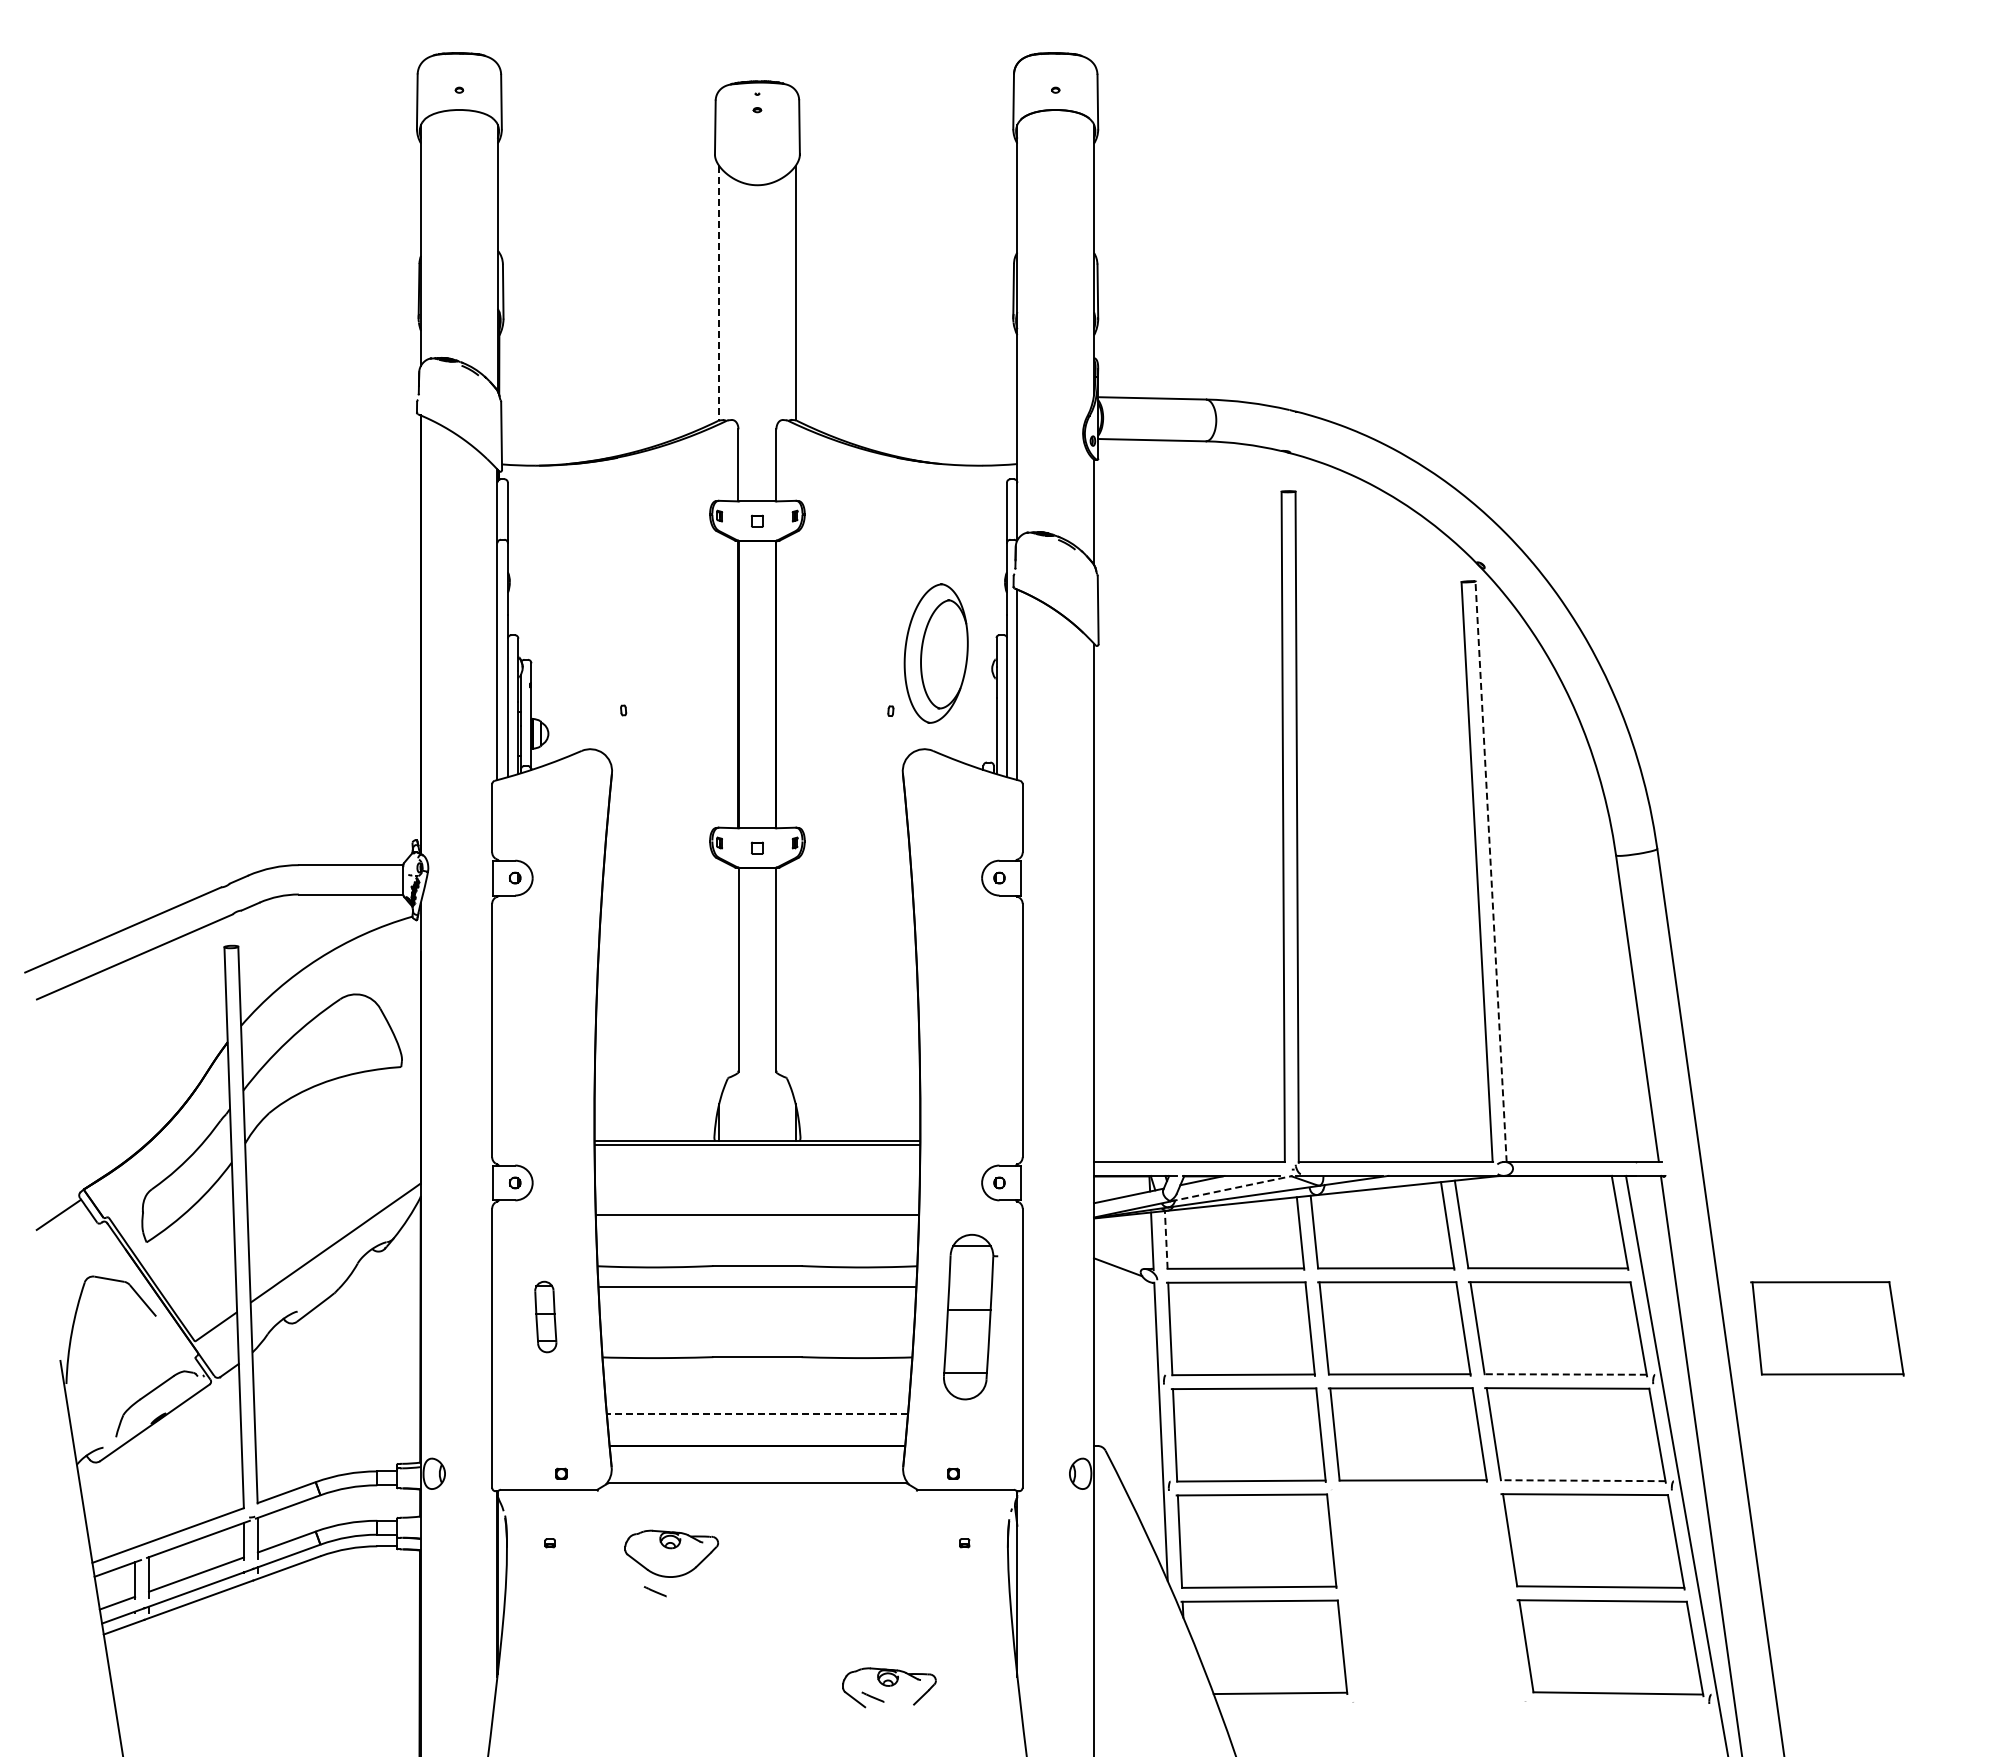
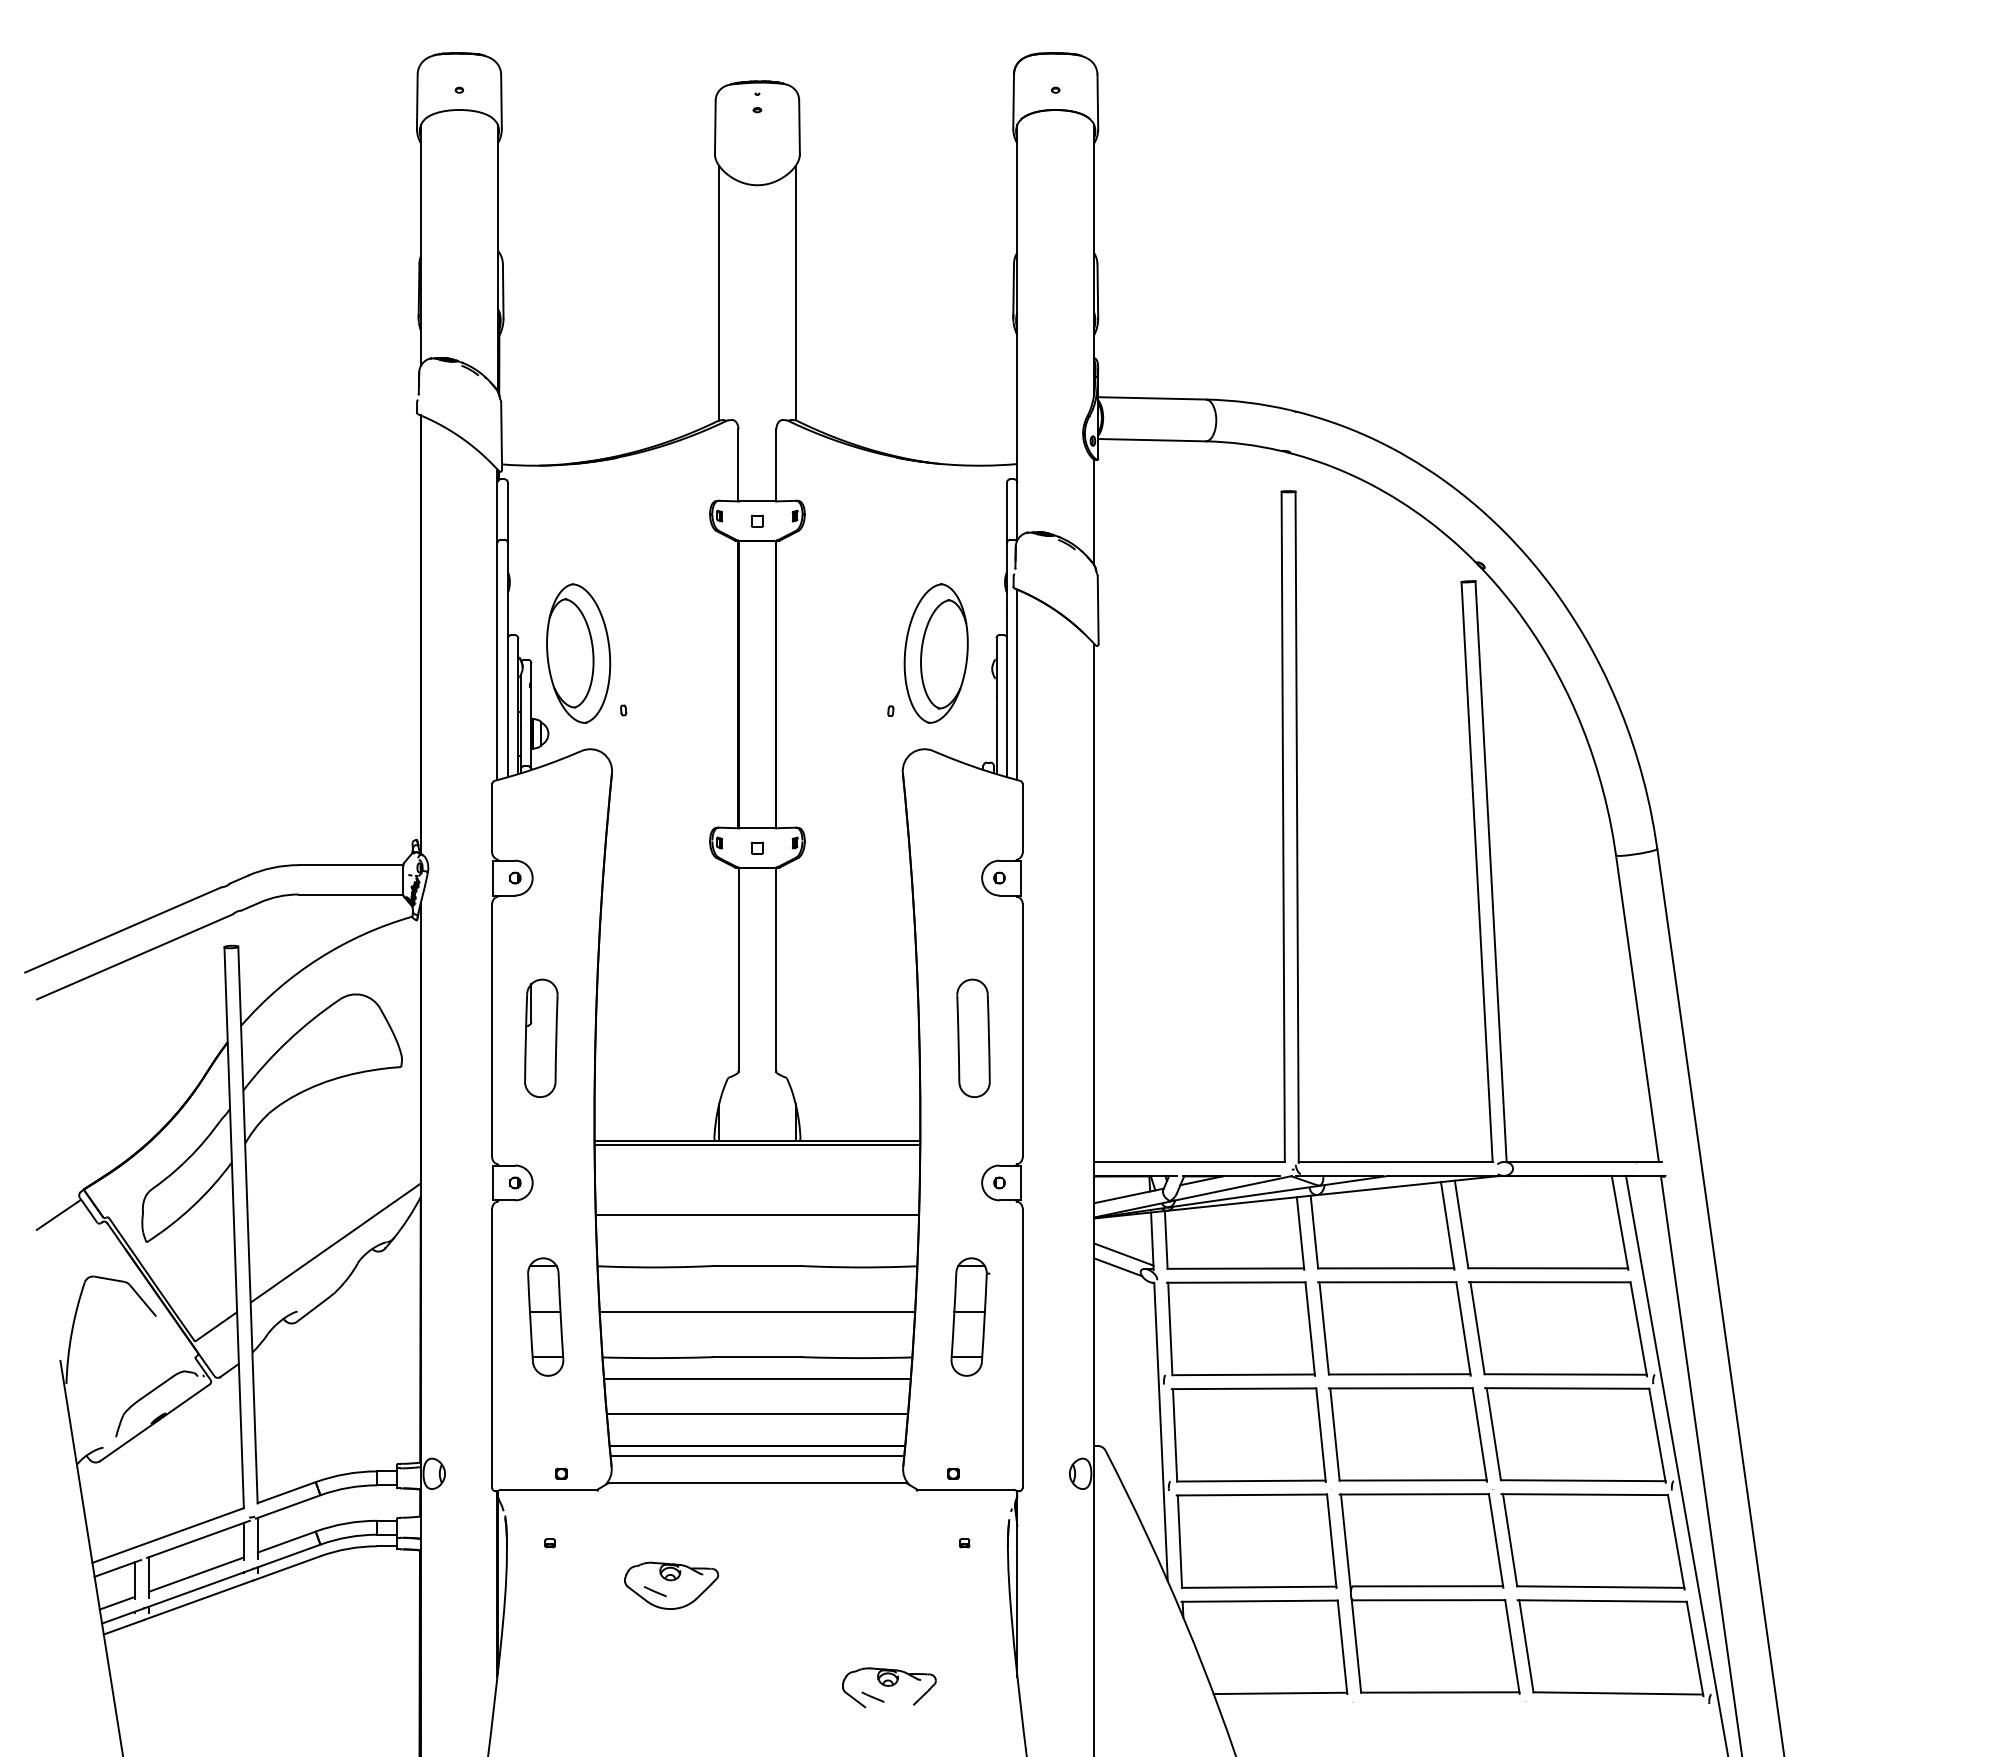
line: dashed -> solid (719, 293)
part: none -> present (578, 653)
line: dashed -> solid (1491, 871)
part: none -> present (541, 1037)
part: none -> present (973, 1037)
line: dashed -> solid (1231, 1188)
line: dashed -> solid (1166, 1239)
line: none -> present (1123, 1254)
line position: (757, 1287) -> (757, 1312) (757, 1312)
part size: 24x74 px -> 38x120 px (545, 1316)
part size: 56x167 px -> 41x120 px (970, 1316)
part: present -> none (1827, 1328)
line: dashed -> solid (1565, 1374)
line: none -> present (757, 1379)
line: dashed -> solid (757, 1414)
line: none -> present (757, 1456)
line: dashed -> solid (1582, 1480)
part position: (671, 1553) -> (671, 1585) (671, 1585)
part: none -> present (1429, 1591)
